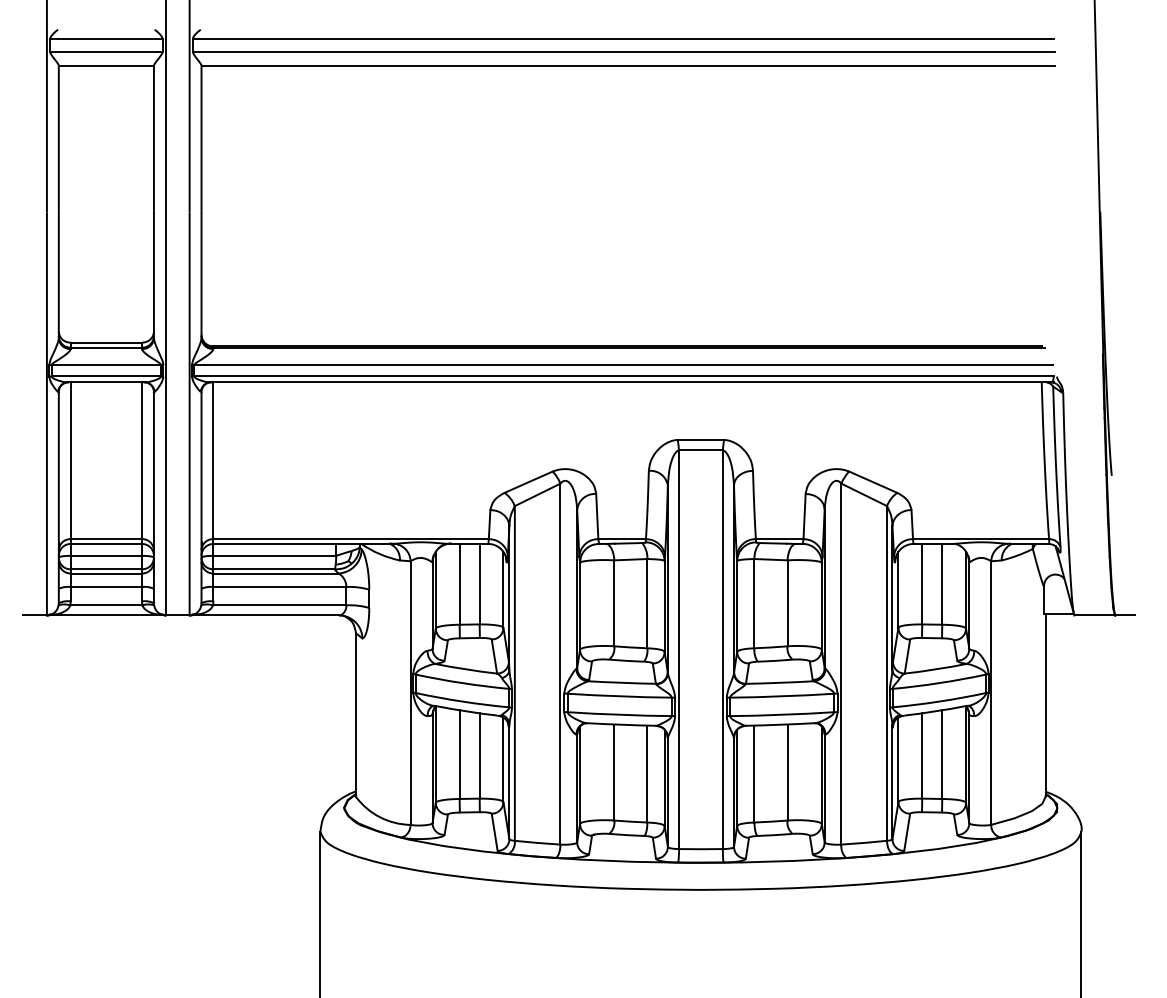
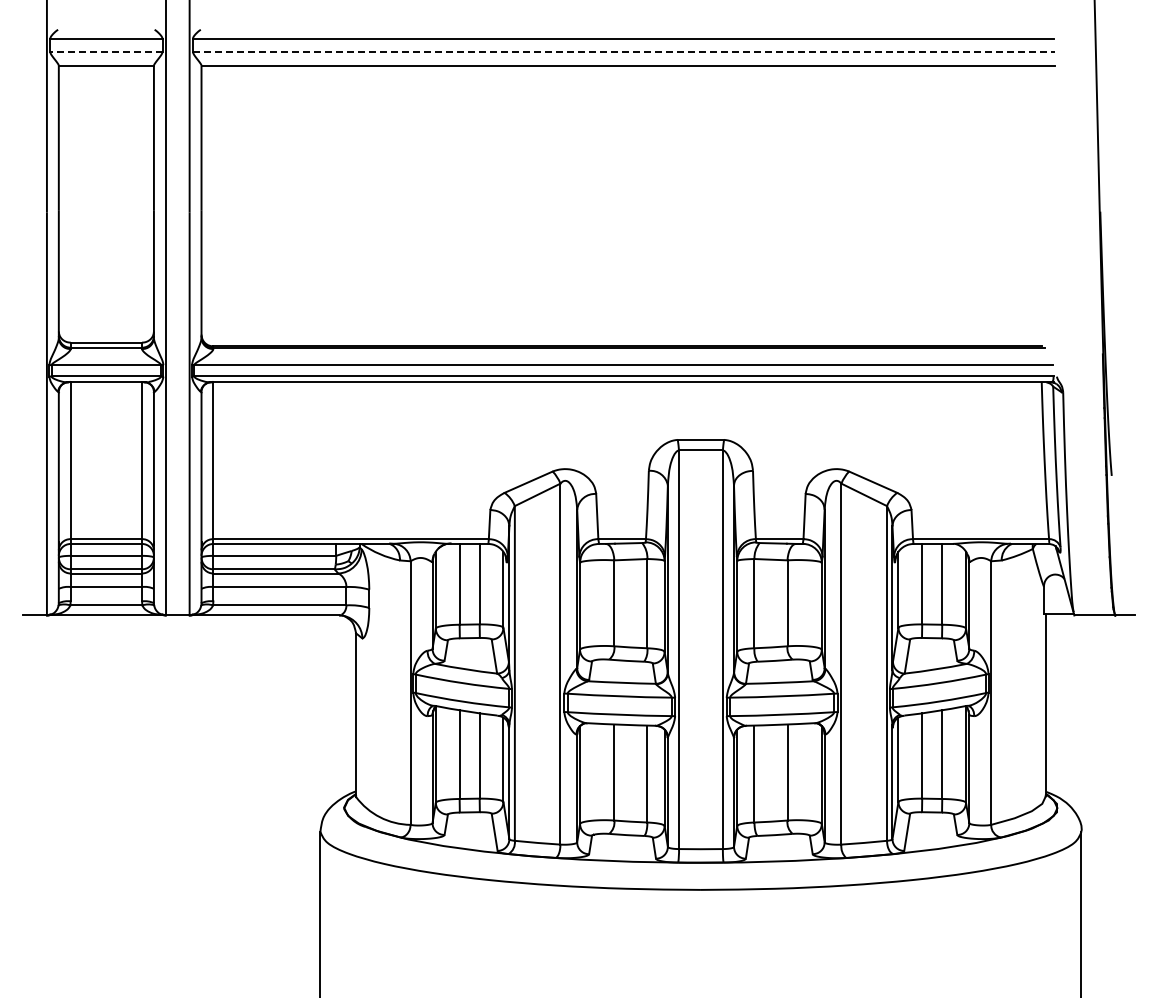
line: solid -> dashed (105, 51)
line: solid -> dashed (623, 51)
